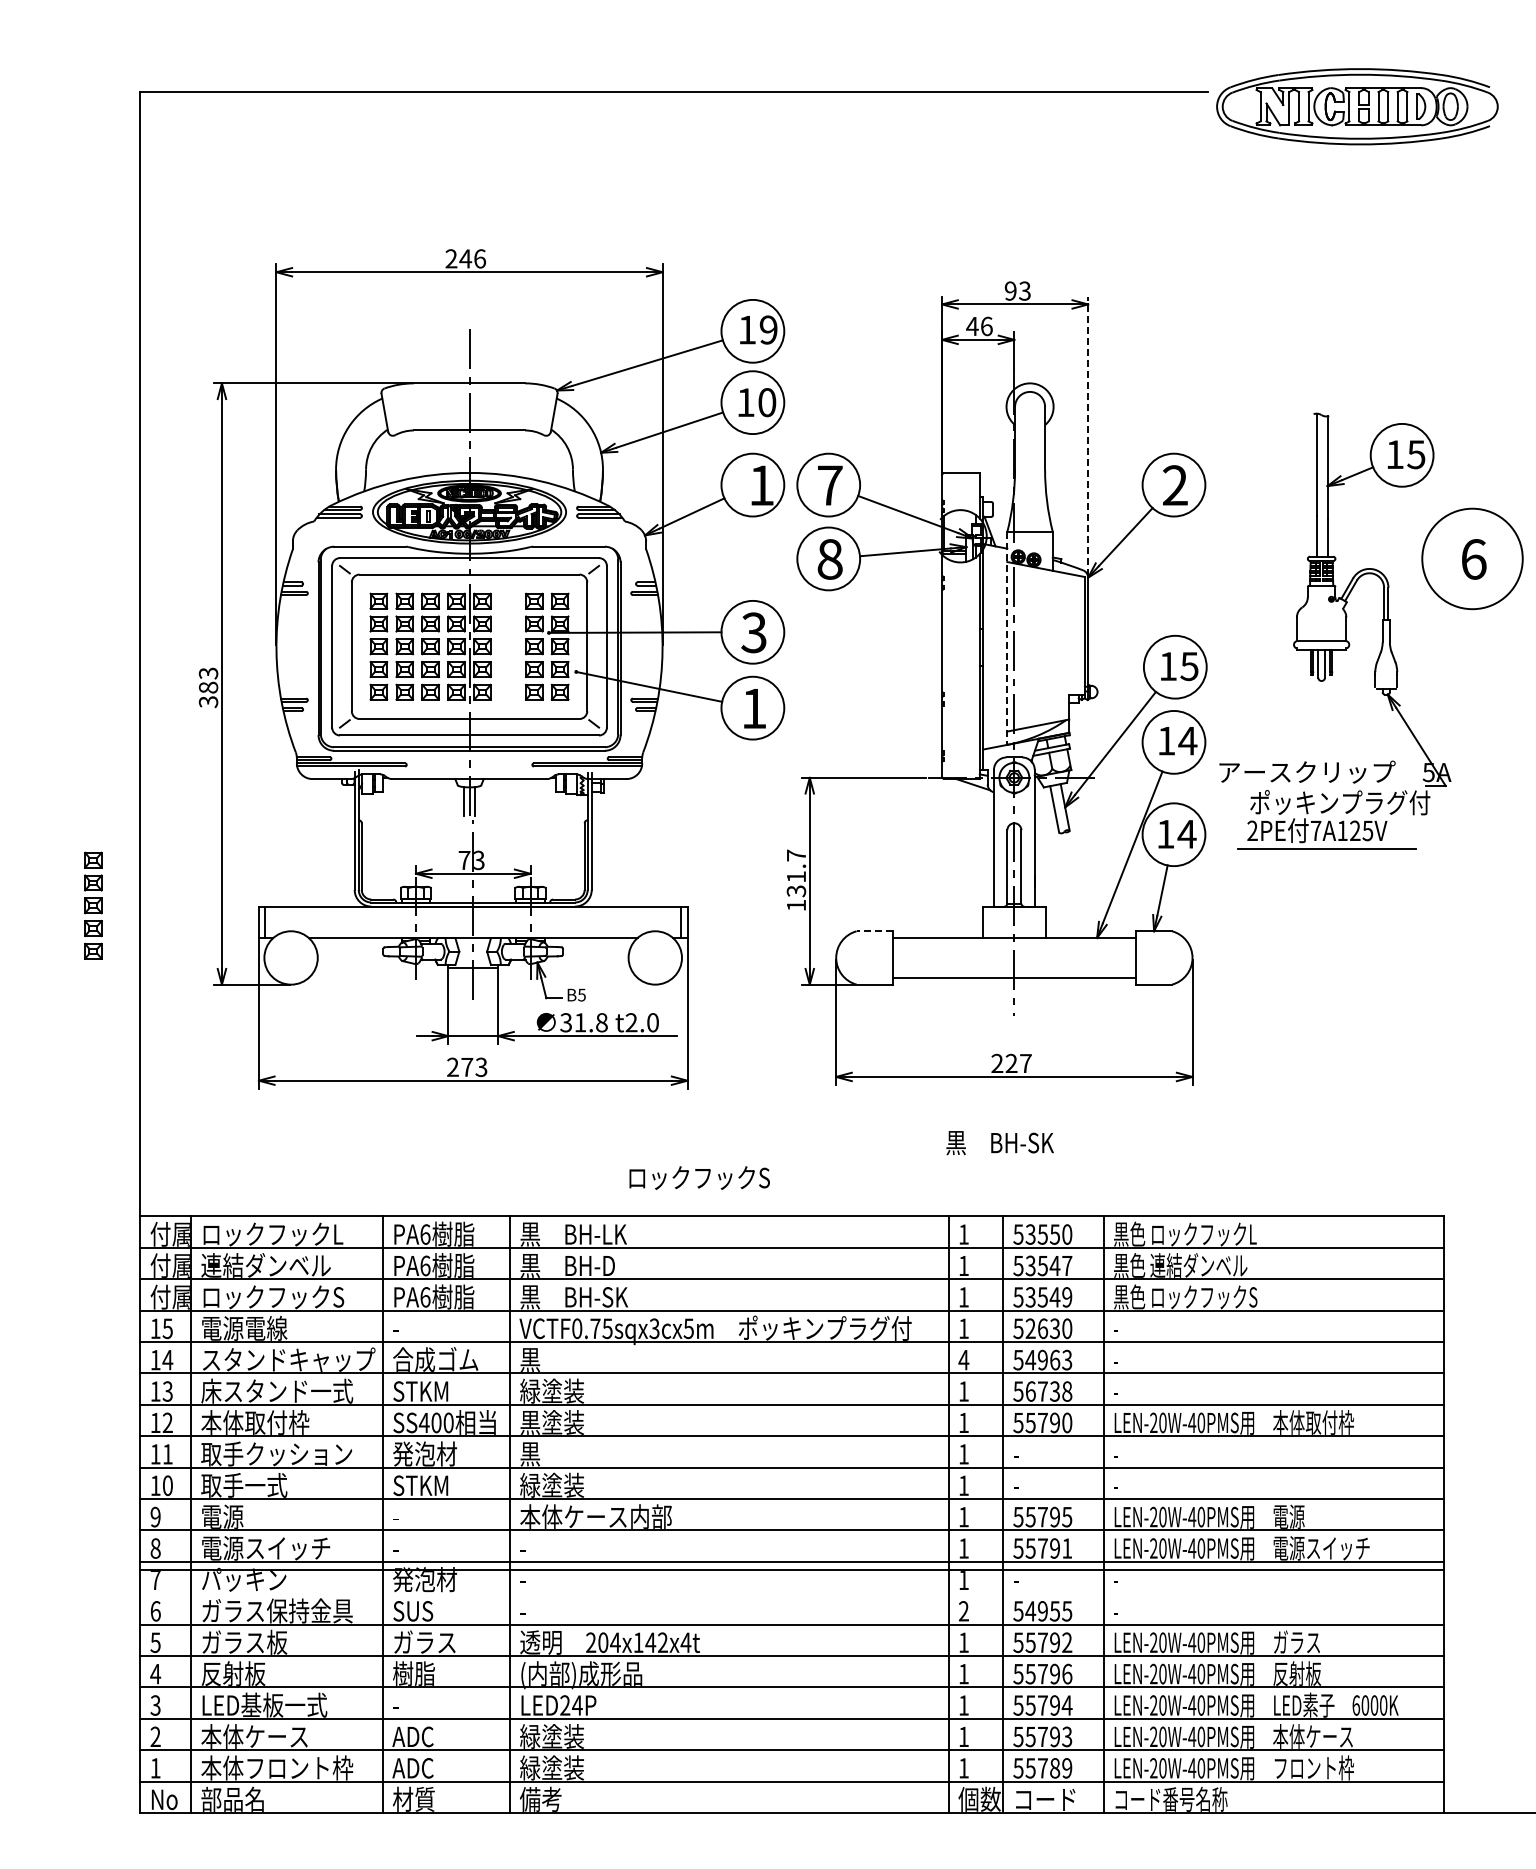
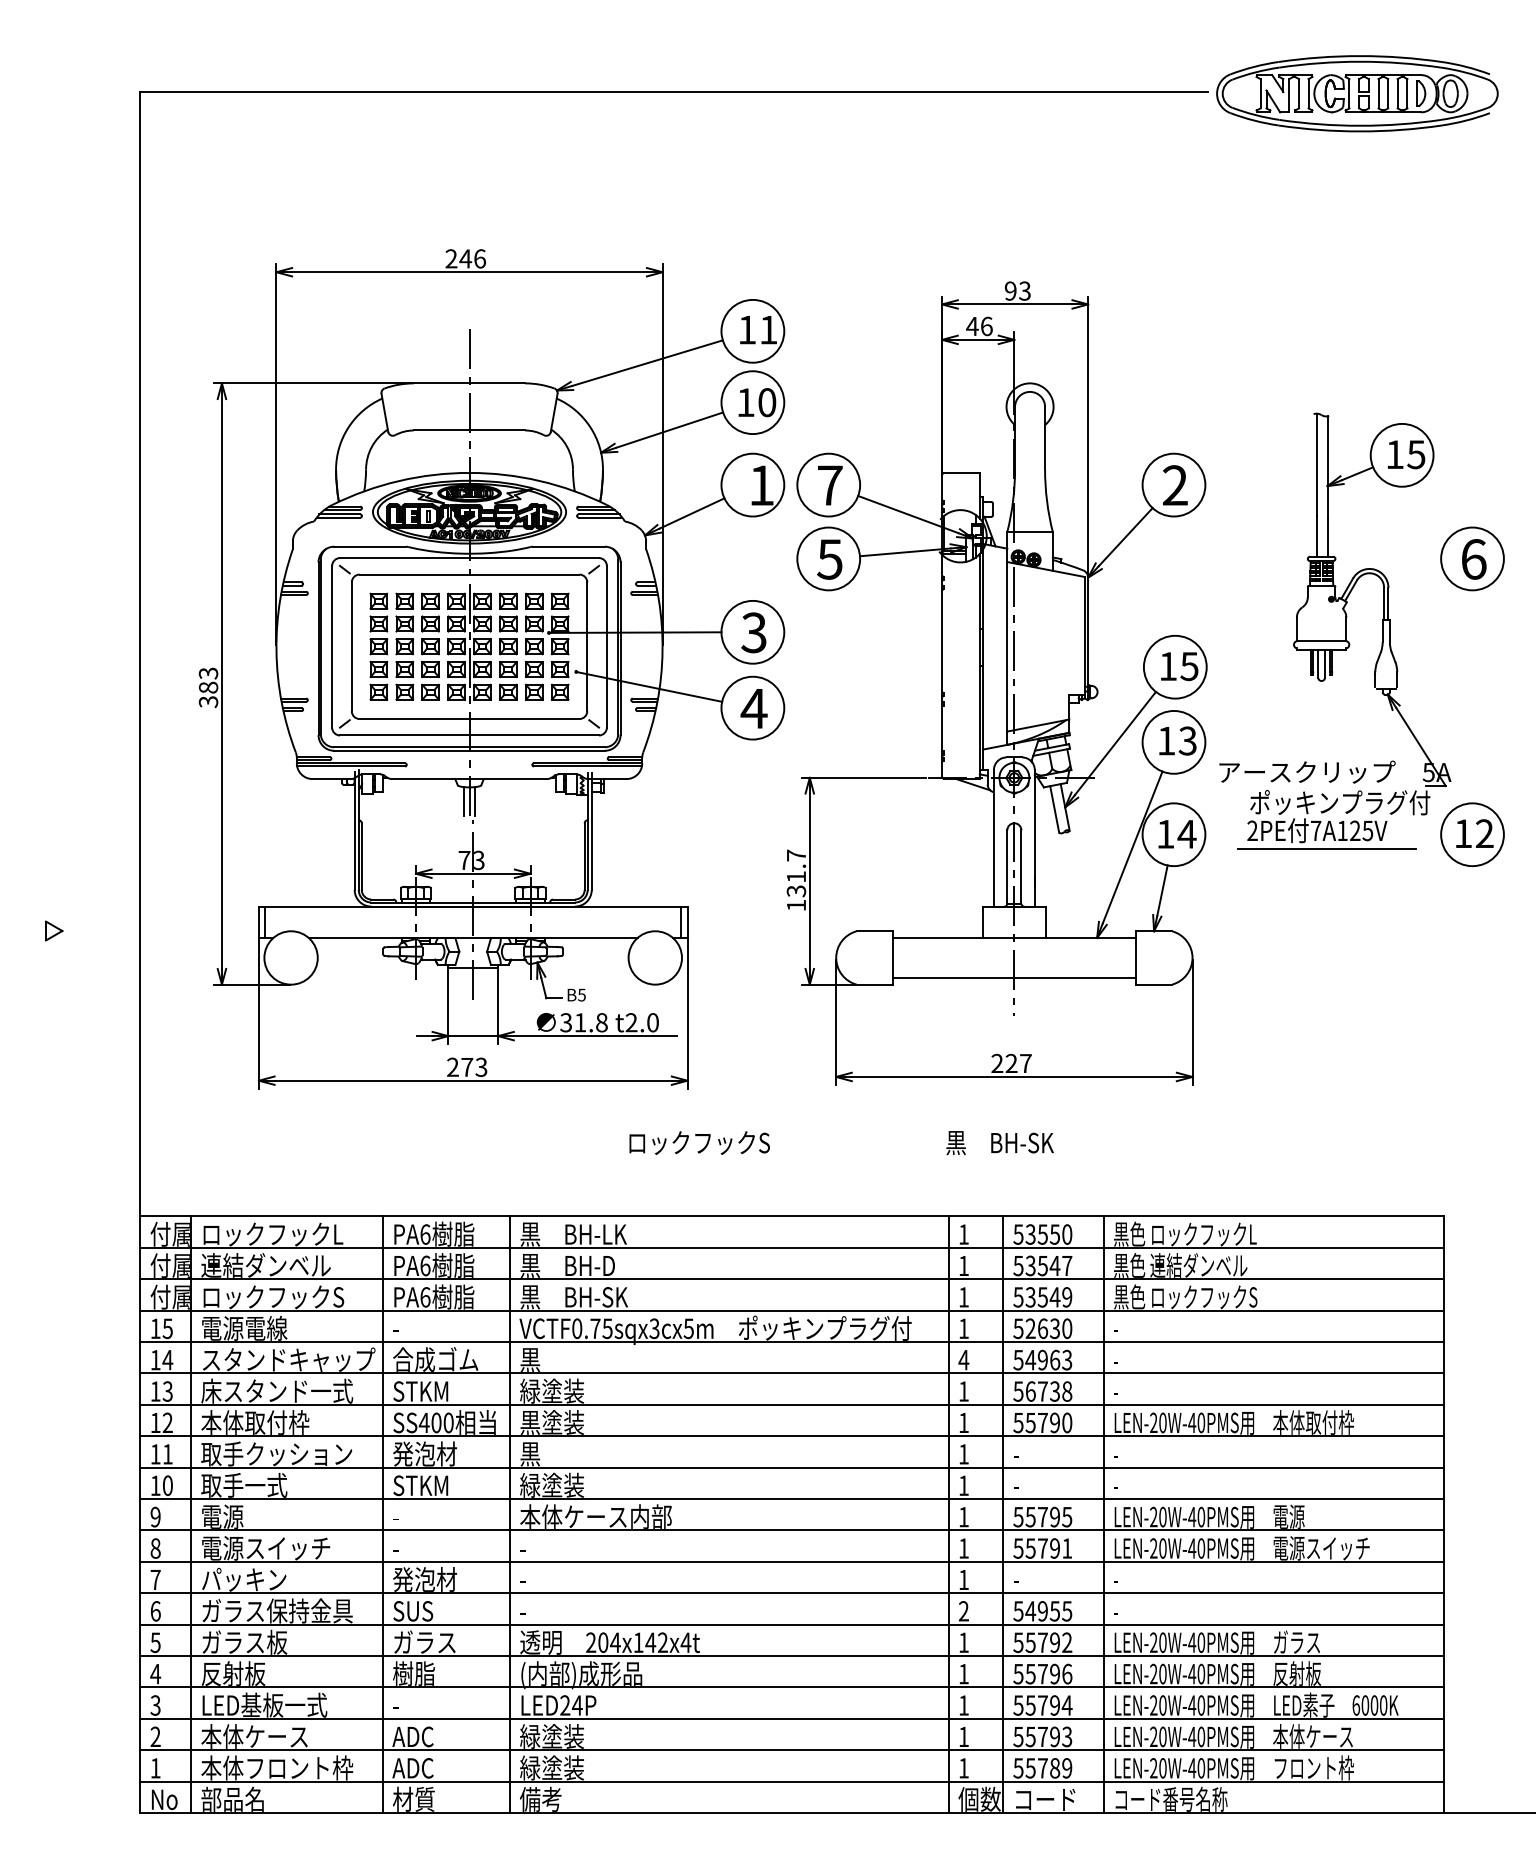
part position: (1357, 106) -> (1357, 93) (1357, 93)
text: 19 -> 11 (768, 329)
line: dashed -> solid (1088, 436)
circle diameter: 100 px -> 63 px (1472, 558)
text: 8 -> 5 (829, 559)
line: dashed -> solid (1007, 639)
text: 1 -> 4 (753, 708)
text: 14 -> 13 (1187, 740)
part: none -> present (1472, 834)
part position: (93, 905) -> (508, 646) (508, 646)
part: none -> present (54, 930)
line: dashed -> solid (874, 931)
text position: (699, 1177) -> (699, 1142) (699, 1142)
line position: (791, 1570) -> (791, 1593) (791, 1593)
